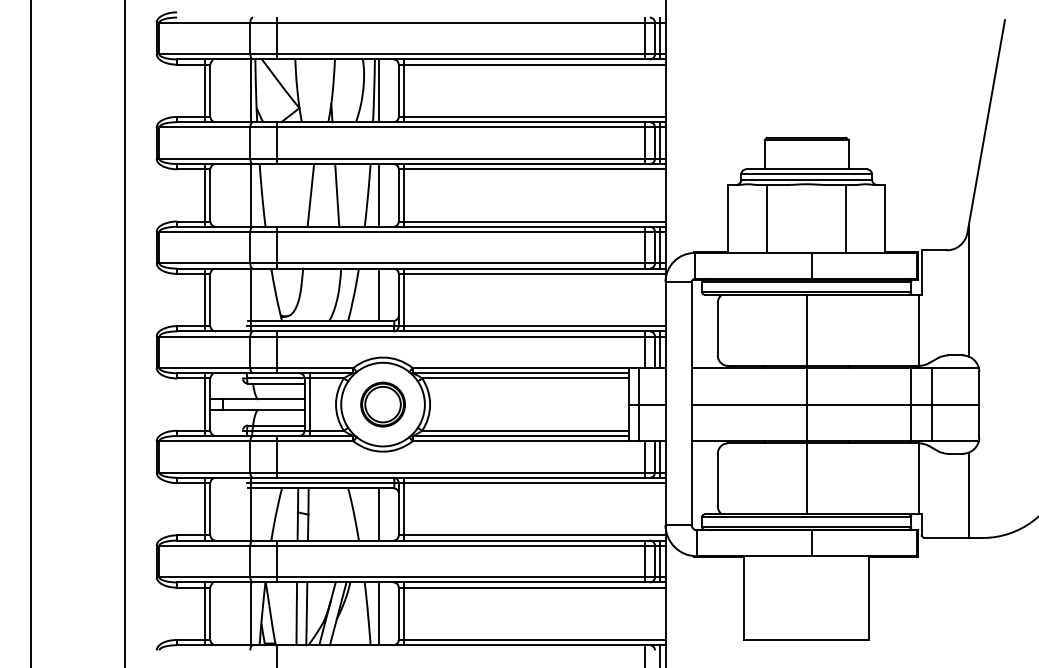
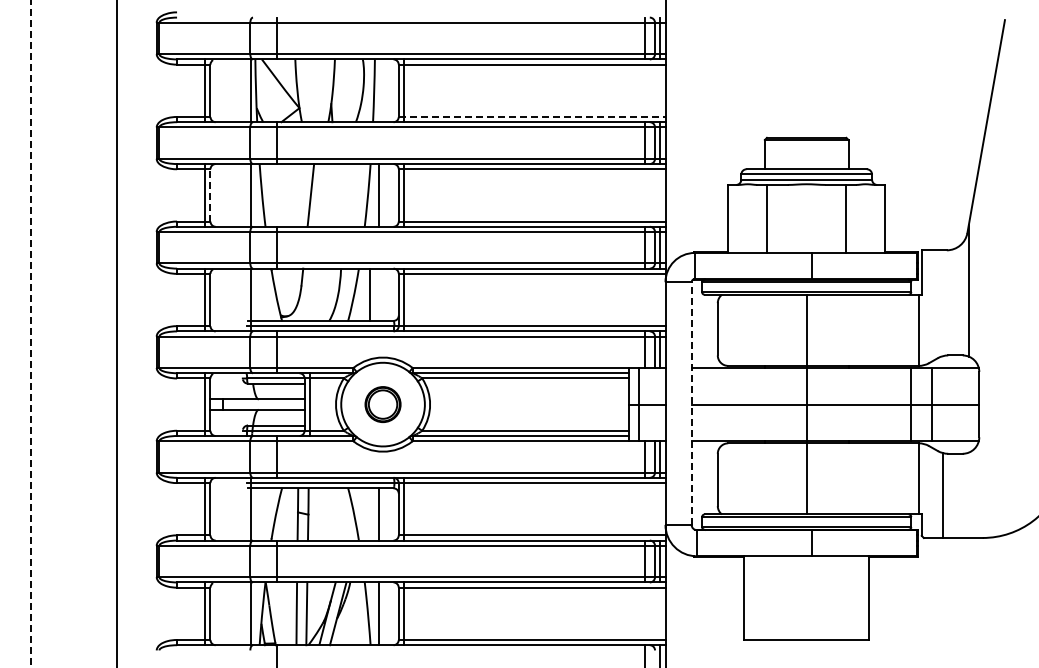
line: present -> none (378, 90)
line: solid -> dashed (532, 116)
line: solid -> dashed (210, 194)
line: present -> none (337, 195)
line position: (378, 294) -> (369, 294) (369, 294)
line position: (125, 333) -> (117, 333) (117, 333)
line: solid -> dashed (31, 334)
line: solid -> dashed (691, 403)
part size: 46x47 px -> 38x37 px (382, 404)
line position: (968, 494) -> (942, 494) (942, 494)
